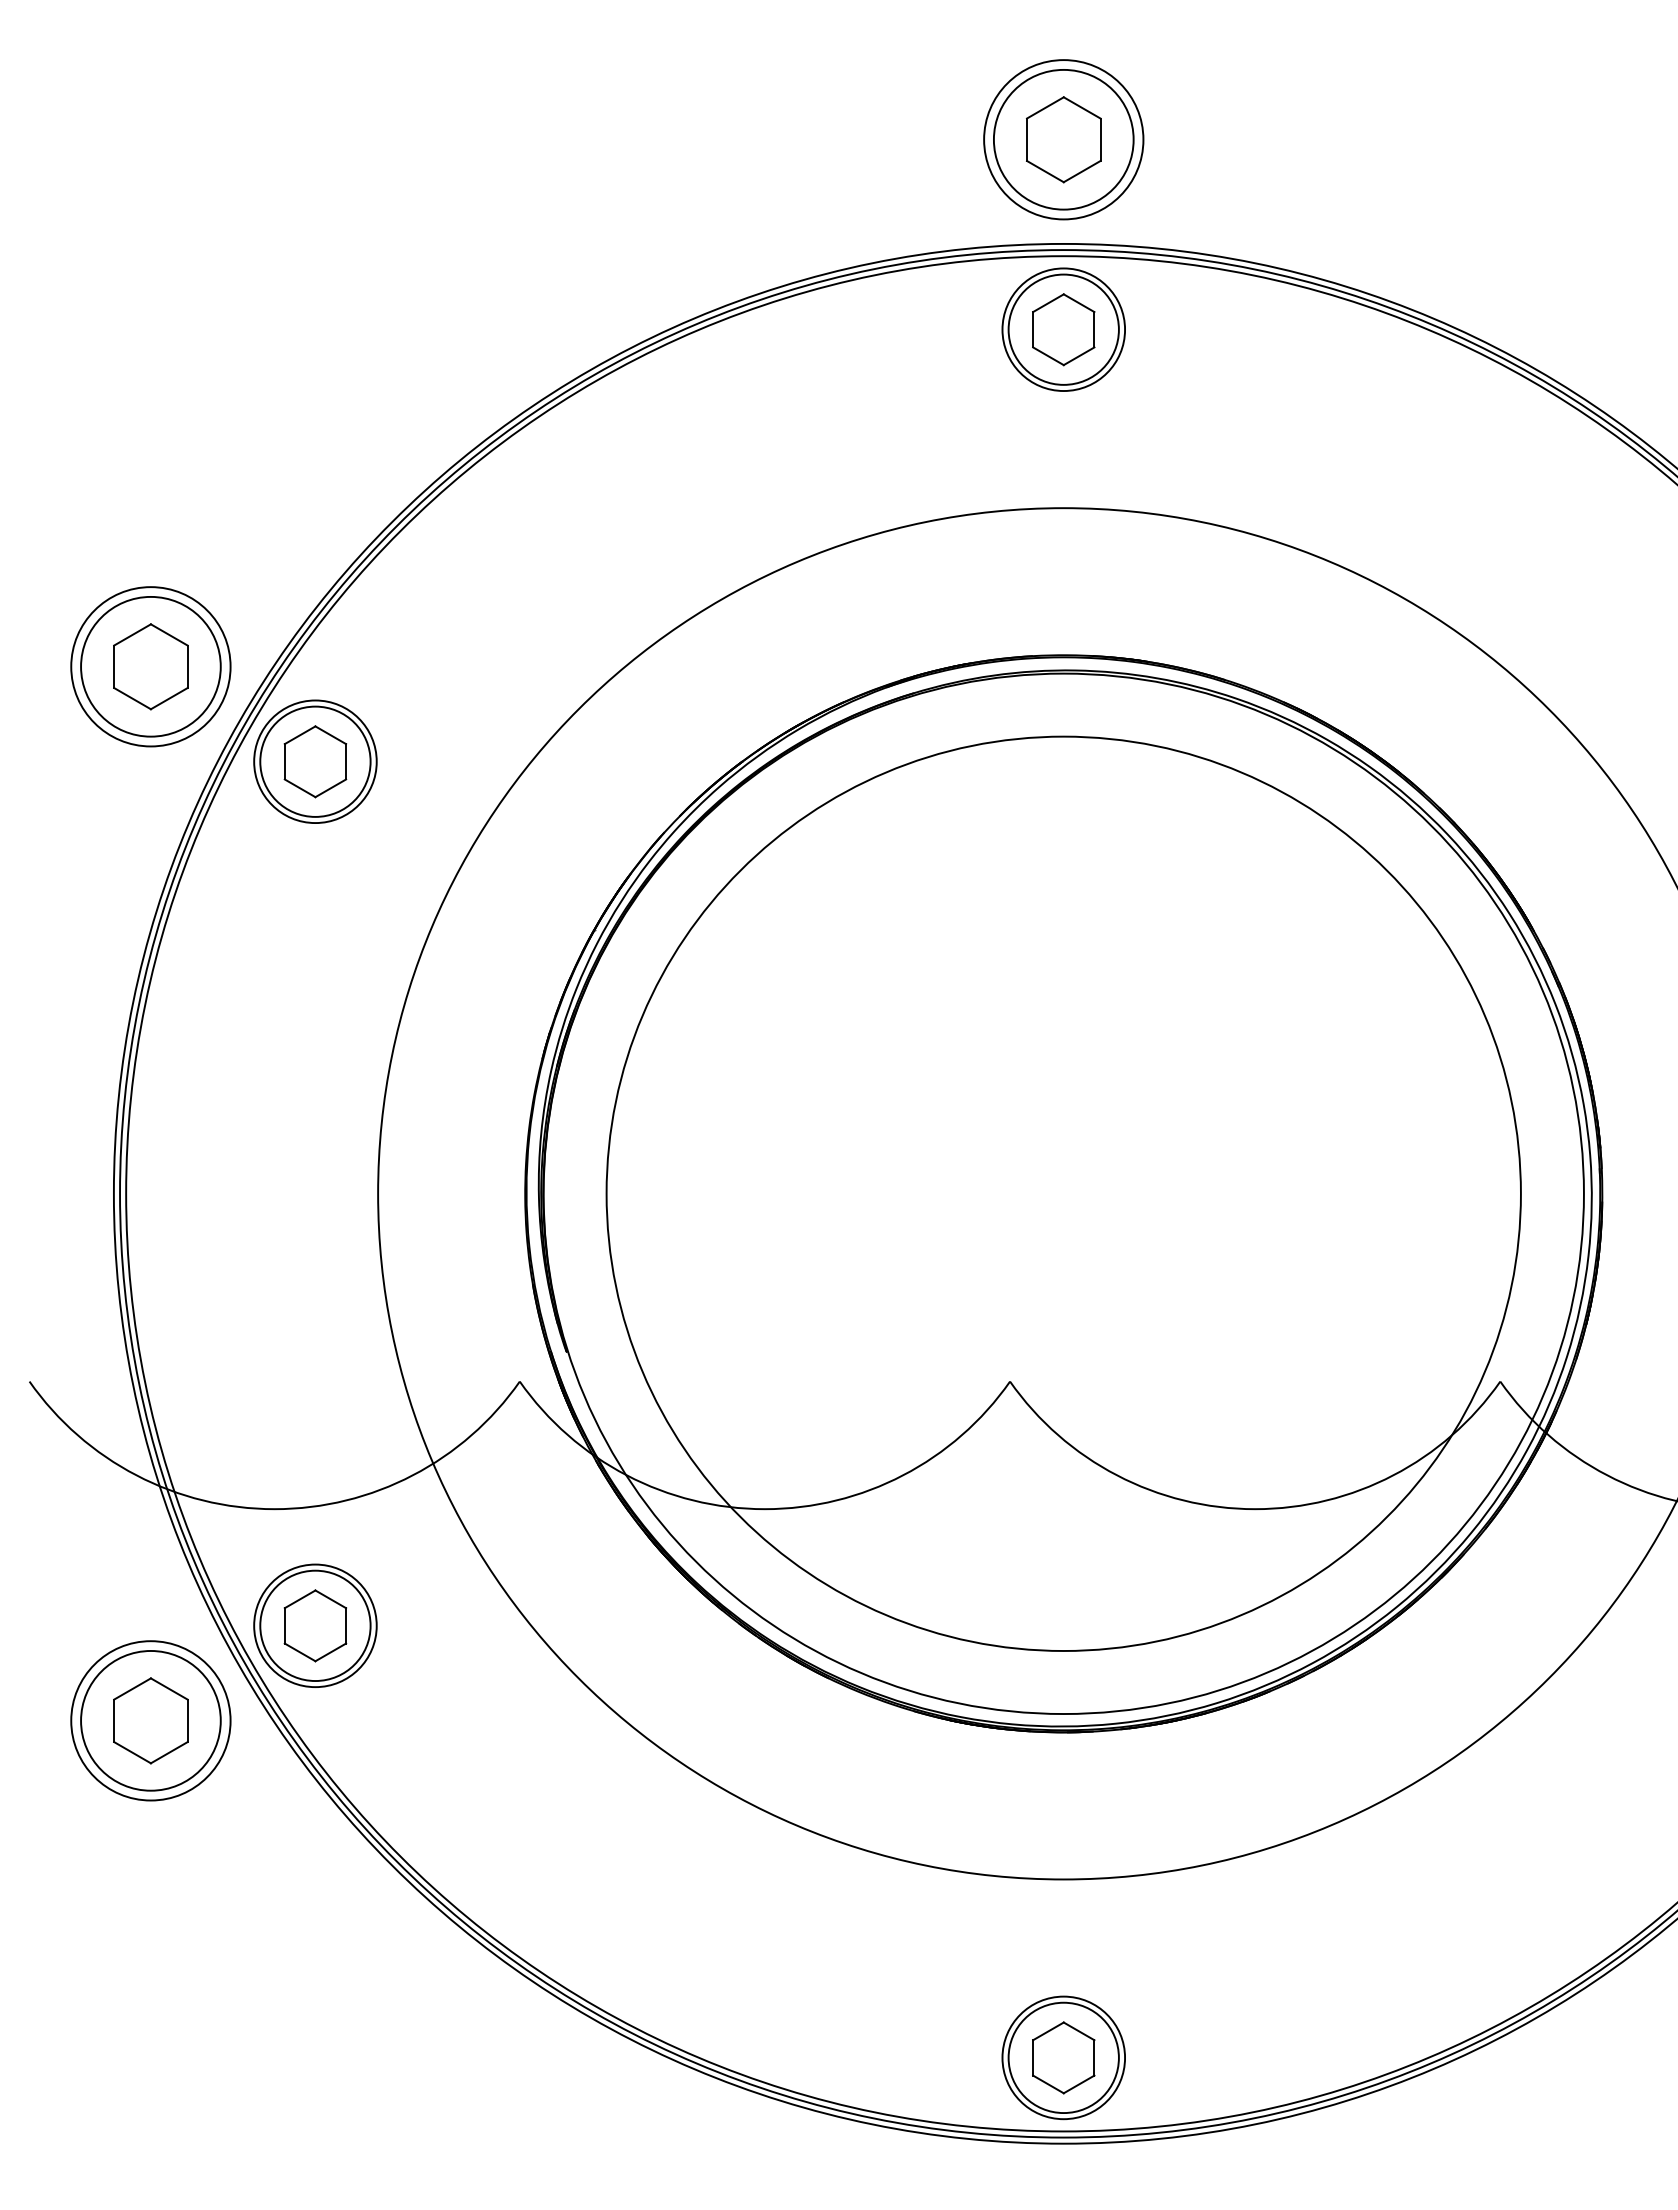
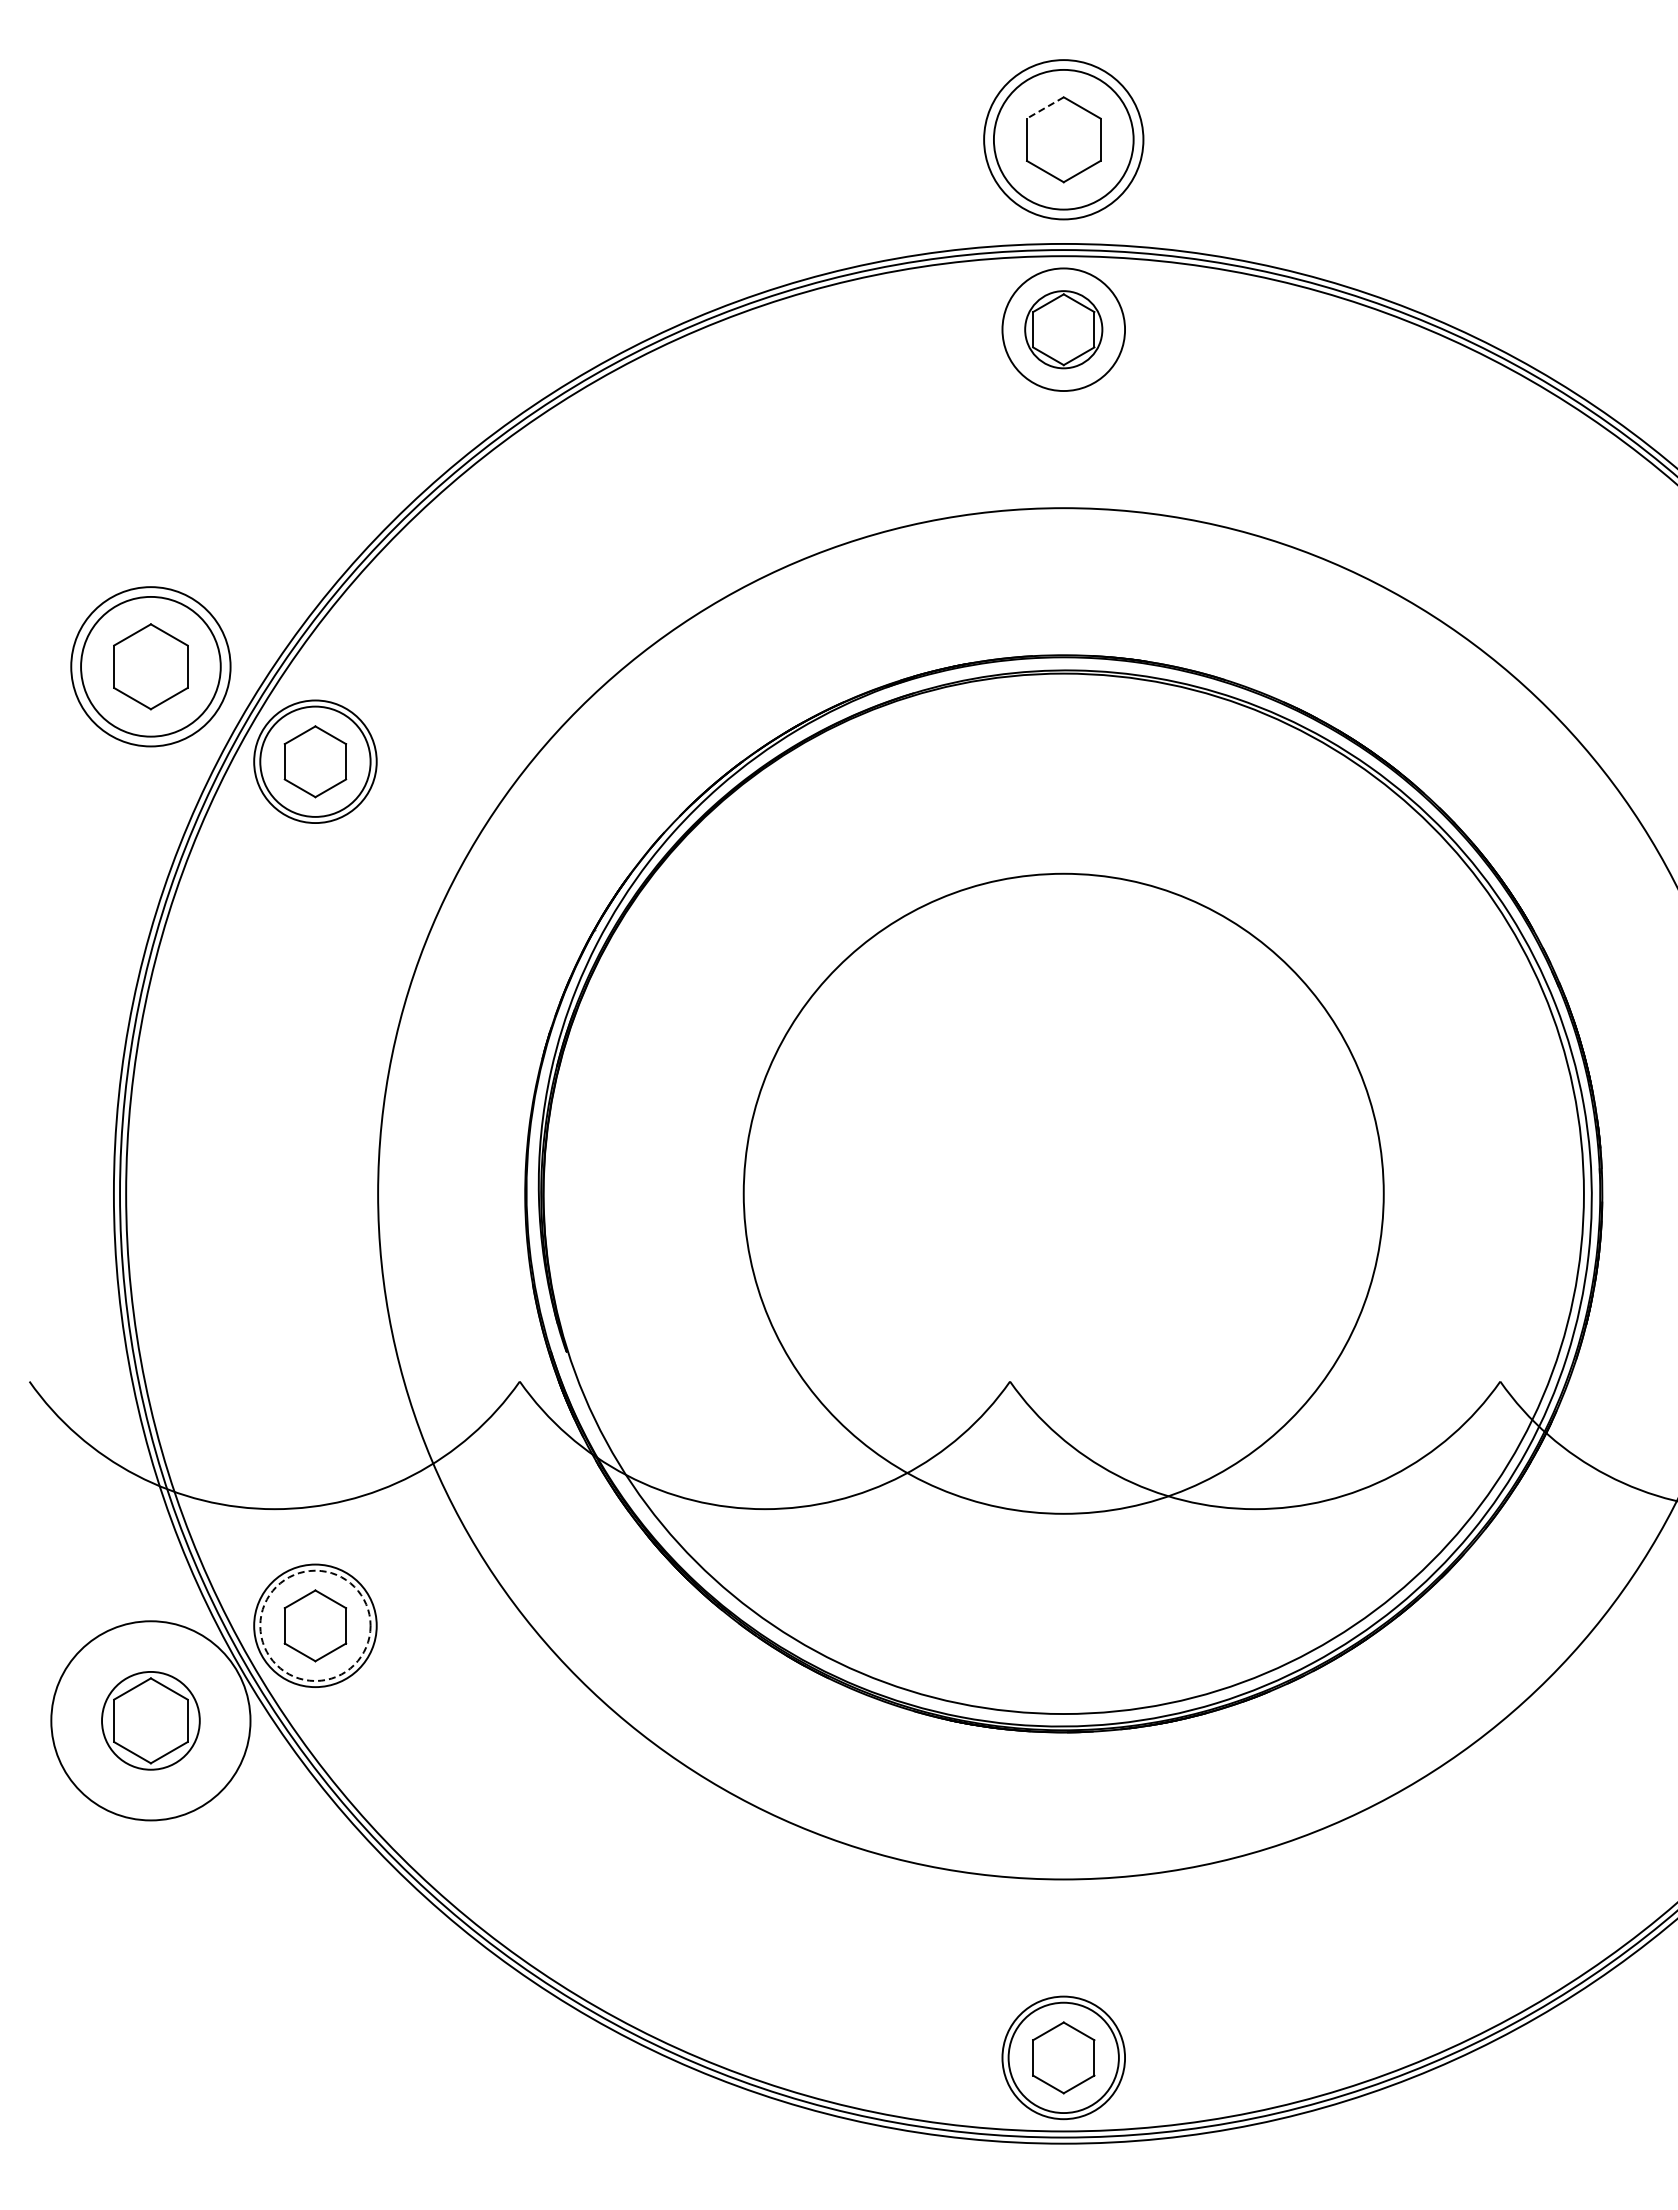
line: solid -> dashed (1044, 108)
circle diameter: 110 px -> 77 px (1063, 329)
circle diameter: 914 px -> 640 px (1063, 1193)
circle: solid -> dashed (315, 1625)
circle diameter: 140 px -> 98 px (150, 1720)
circle diameter: 159 px -> 199 px (150, 1720)
